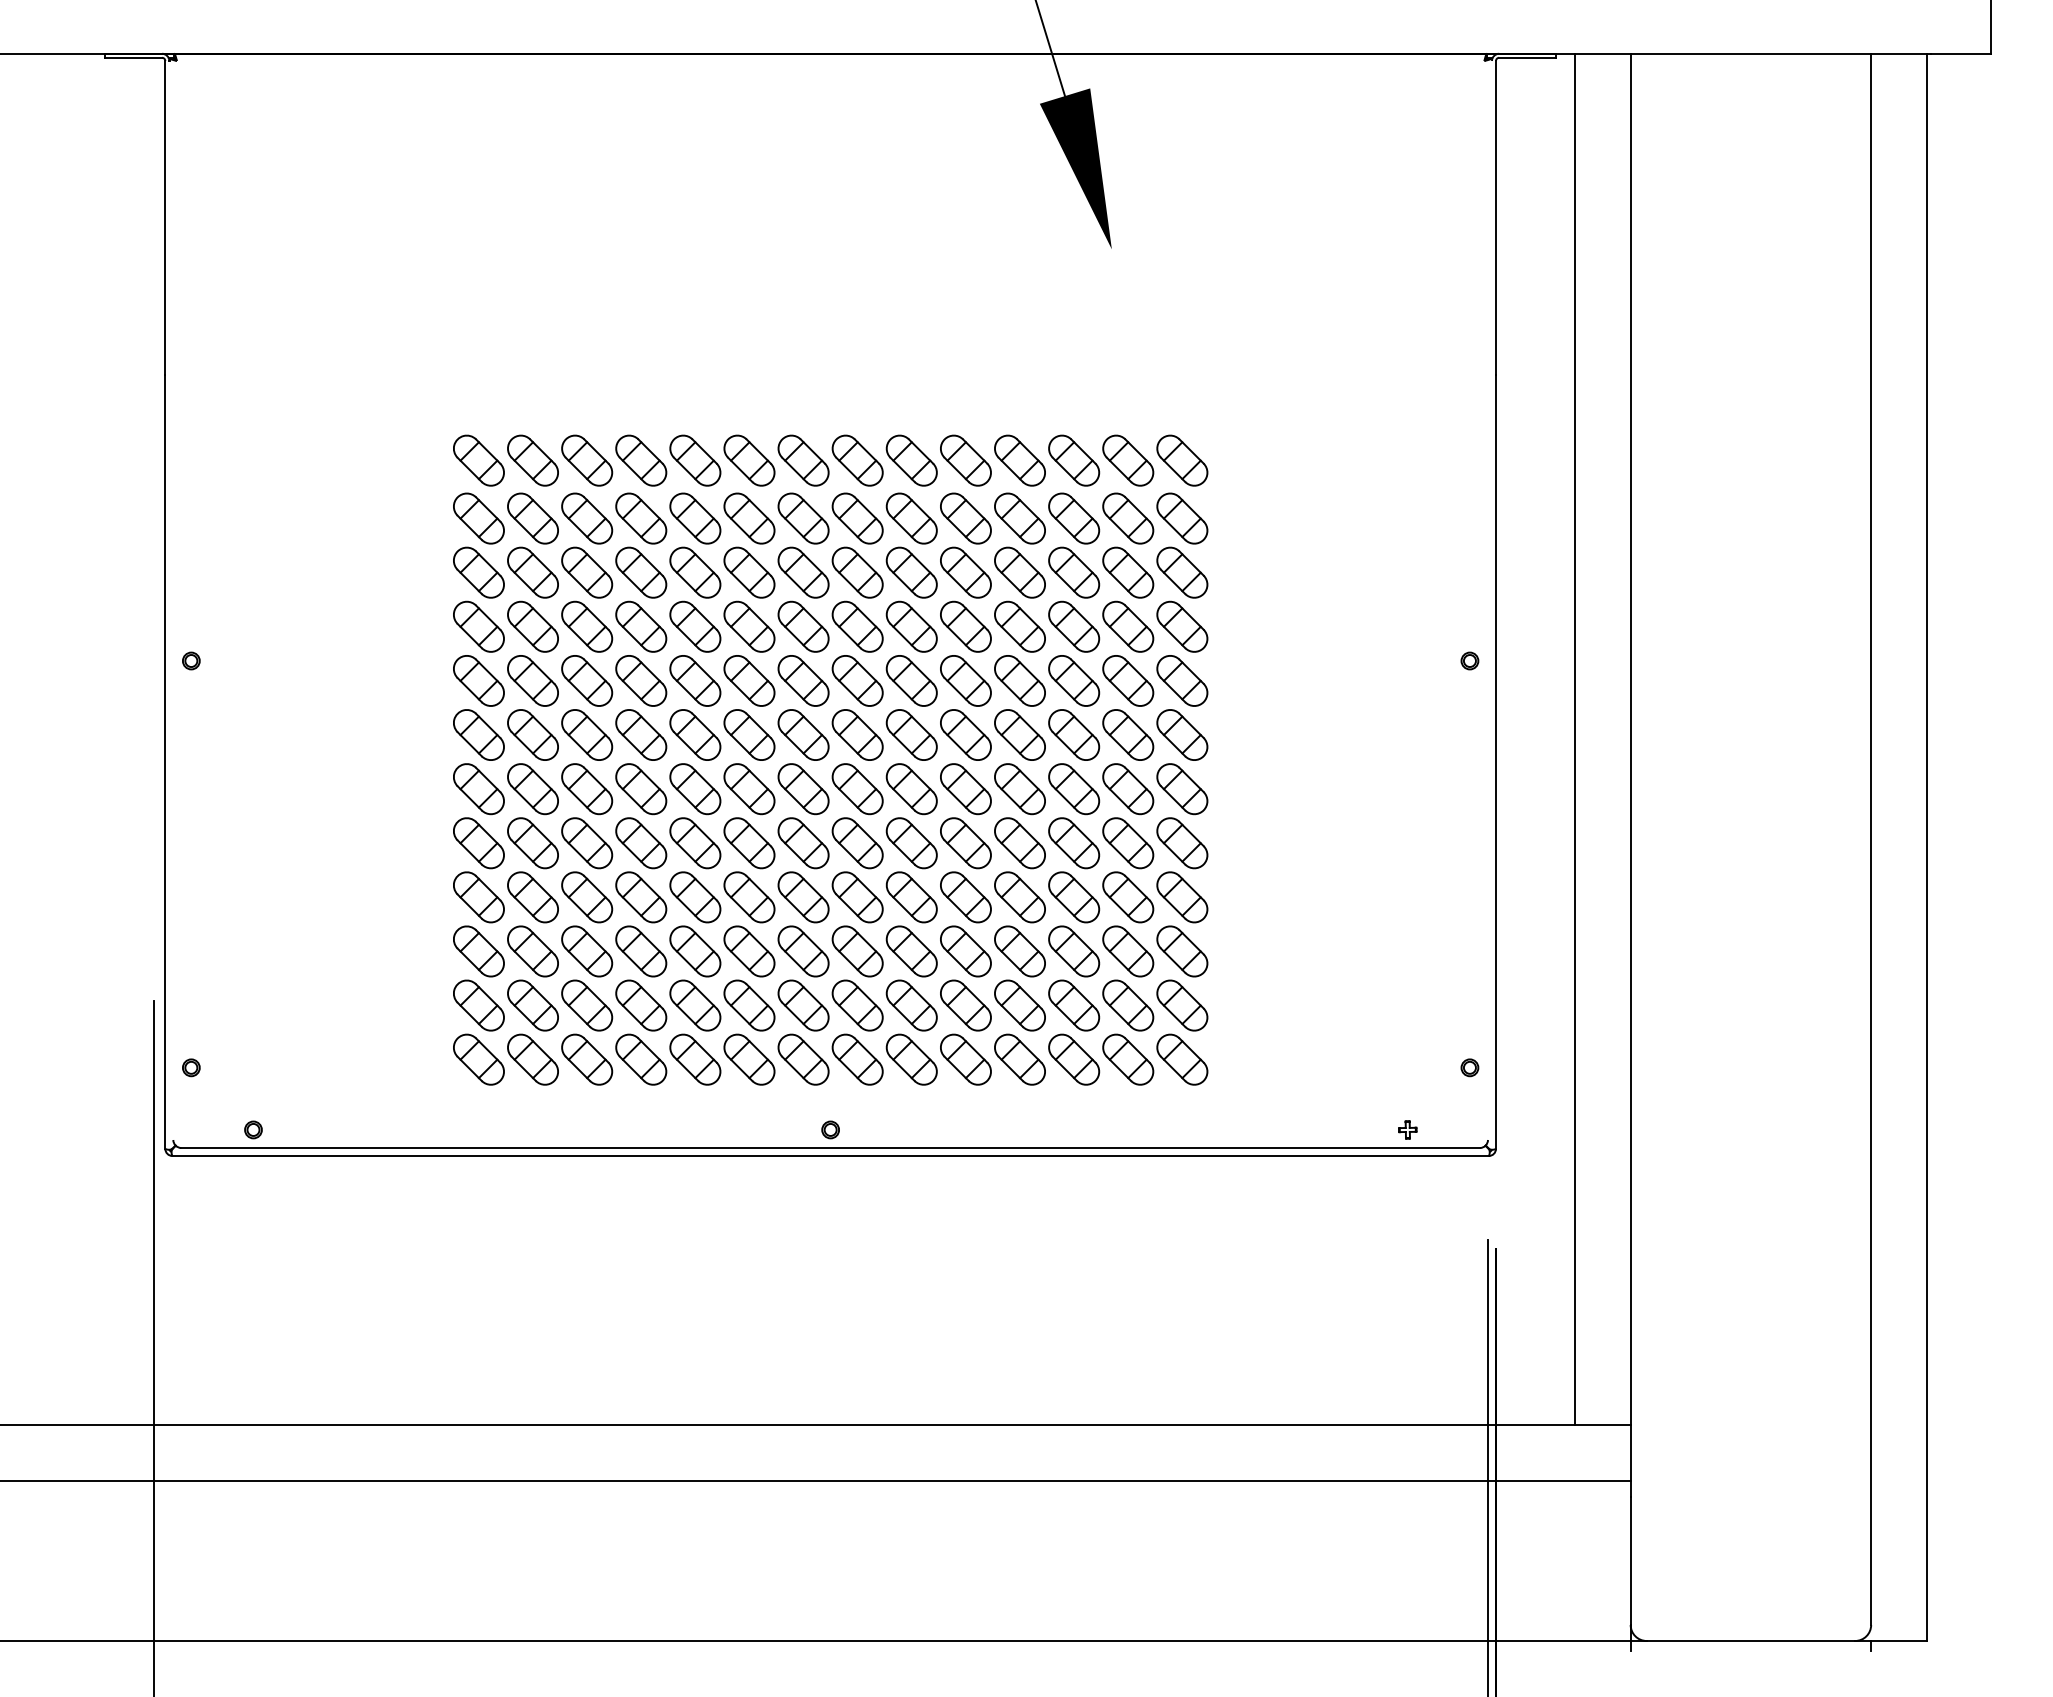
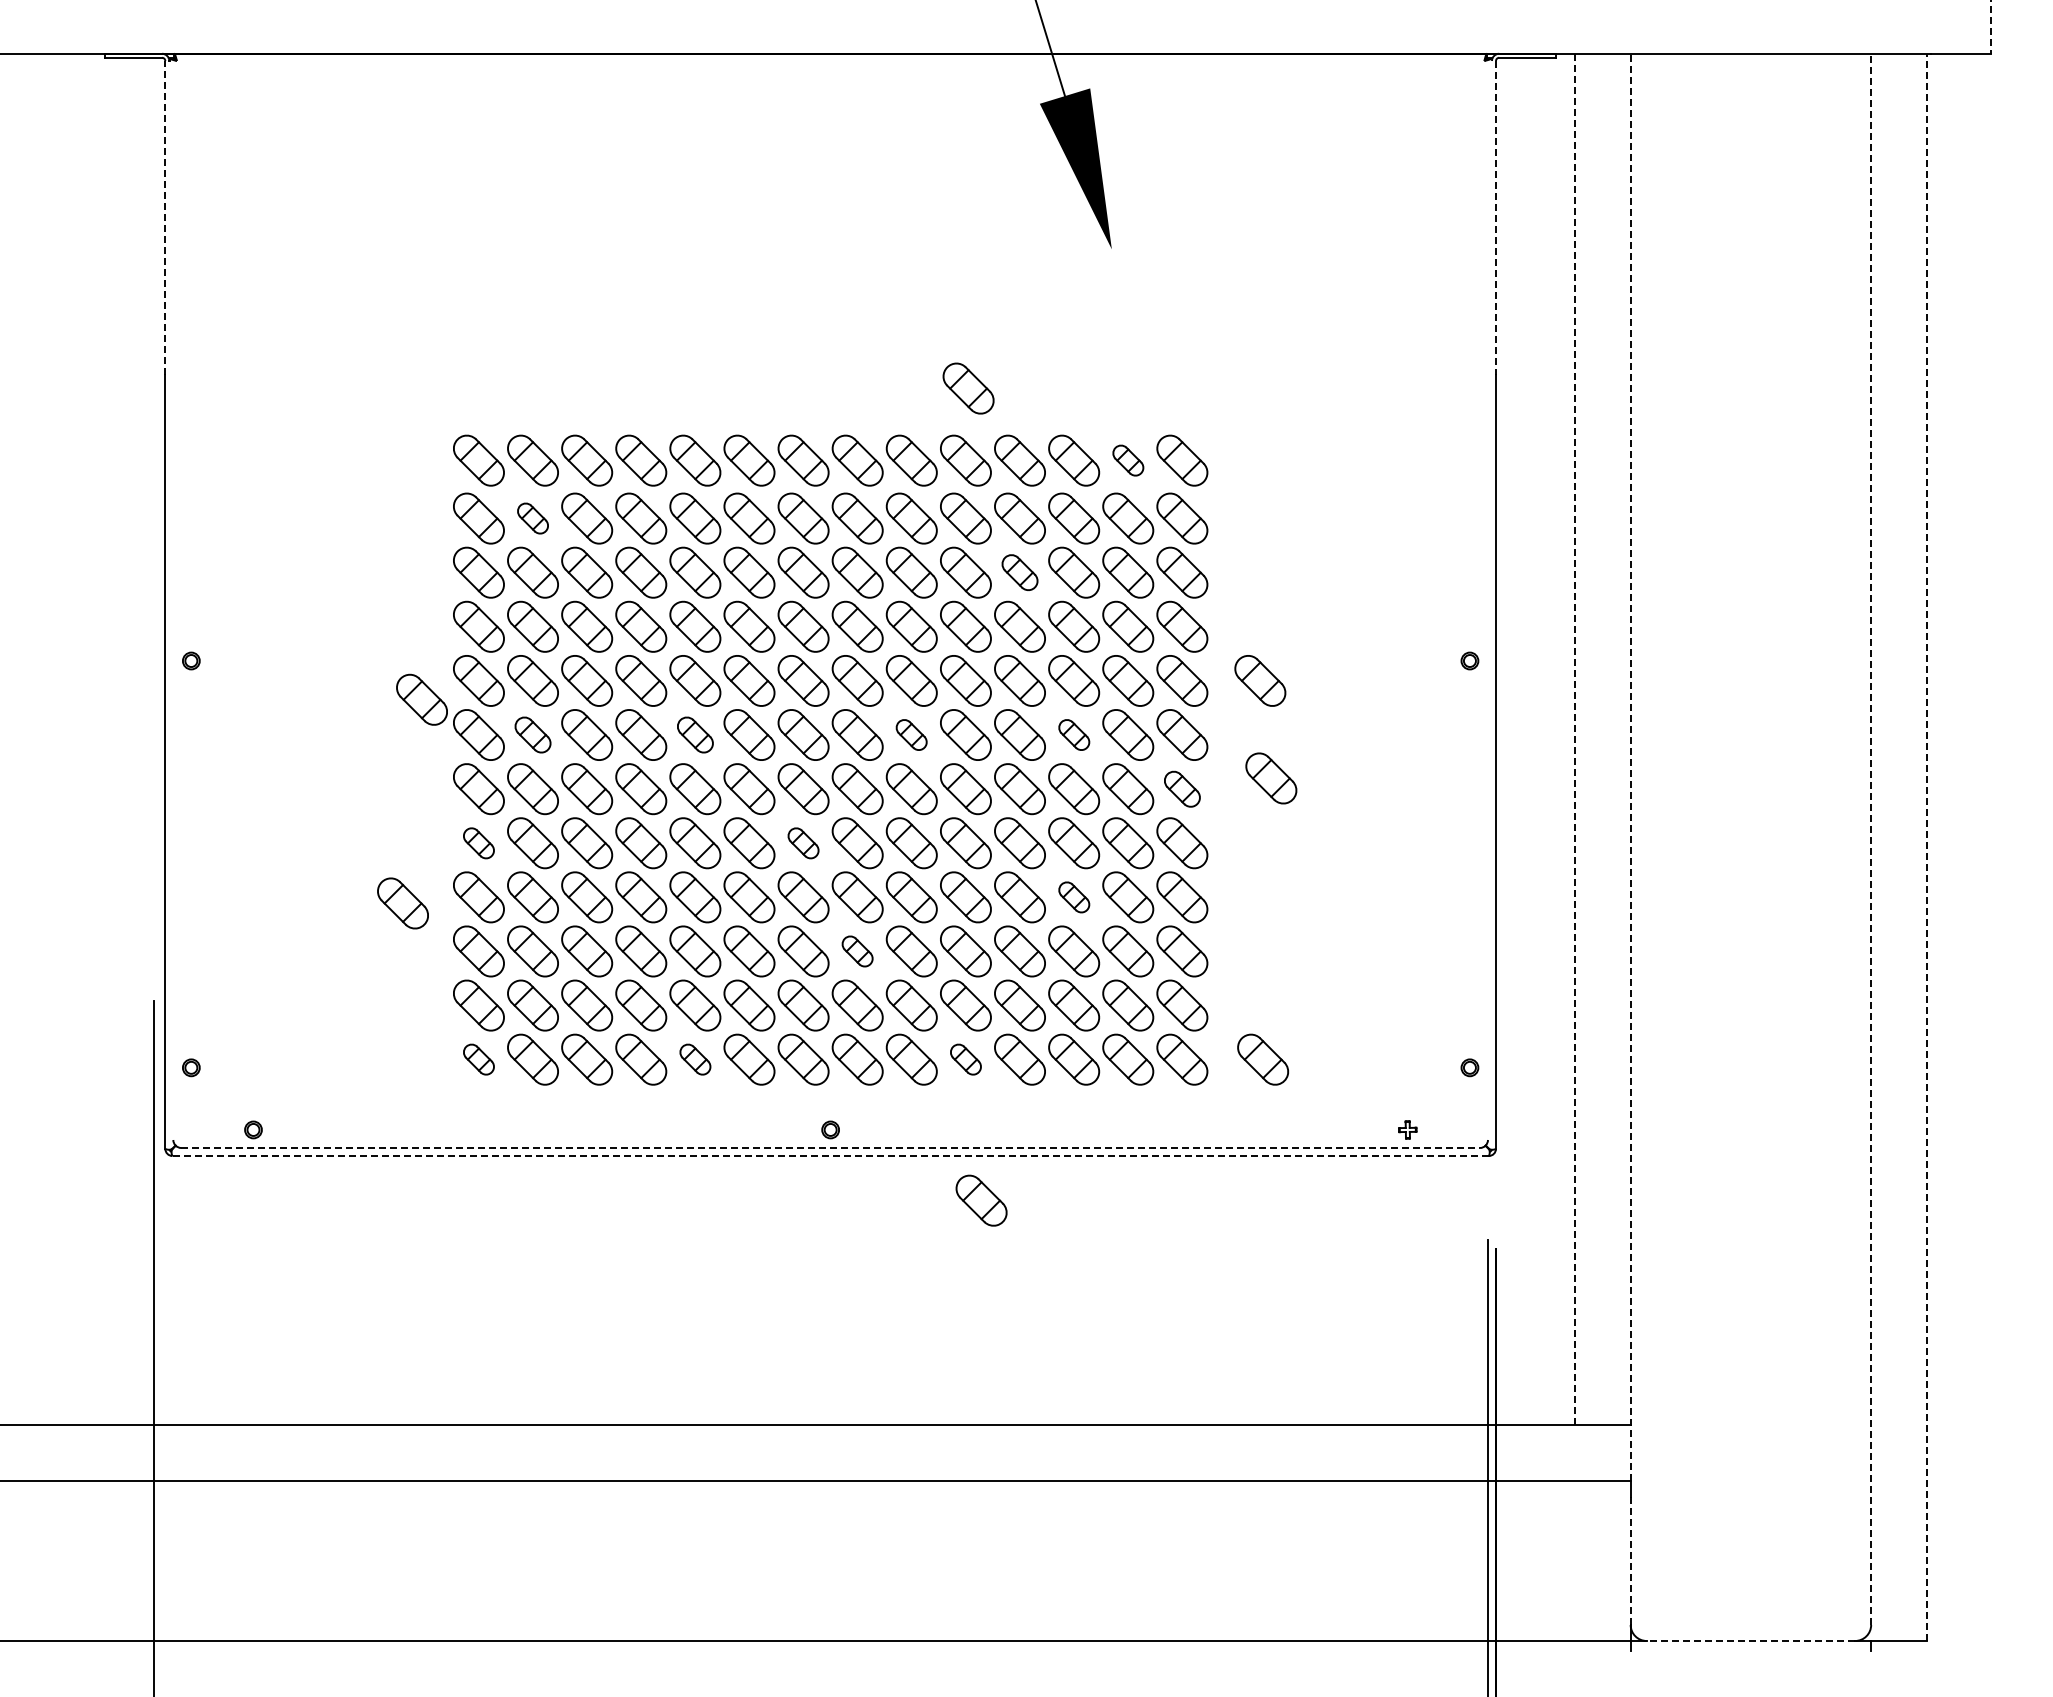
line: solid -> dashed (1991, 27)
line: solid -> dashed (165, 217)
line: solid -> dashed (1496, 218)
part: none -> present (968, 388)
part size: 53x53 px -> 33x33 px (1128, 460)
part size: 52x53 px -> 32x33 px (532, 518)
part size: 52x53 px -> 38x37 px (1019, 572)
part: none -> present (1260, 680)
part: none -> present (421, 699)
part size: 52x52 px -> 38x38 px (532, 734)
part size: 53x52 px -> 37x38 px (695, 734)
part size: 53x52 px -> 33x32 px (911, 734)
part size: 53x52 px -> 33x32 px (1074, 734)
line: solid -> dashed (1574, 738)
line: solid -> dashed (1630, 766)
part: none -> present (1271, 778)
part size: 53x53 px -> 37x38 px (1182, 788)
line: solid -> dashed (1871, 839)
part size: 52x53 px -> 32x33 px (478, 843)
part size: 53x53 px -> 33x33 px (803, 843)
line: solid -> dashed (1927, 847)
part size: 53x53 px -> 33x33 px (1074, 897)
part: none -> present (402, 903)
part size: 53x53 px -> 33x33 px (857, 951)
part size: 52x53 px -> 32x33 px (478, 1059)
part size: 53x53 px -> 33x33 px (695, 1059)
part size: 52x53 px -> 32x33 px (965, 1059)
part: none -> present (1263, 1059)
line: solid -> dashed (831, 1148)
line: solid -> dashed (831, 1156)
part: none -> present (981, 1200)
line: solid -> dashed (1630, 1560)
line: solid -> dashed (1750, 1641)
